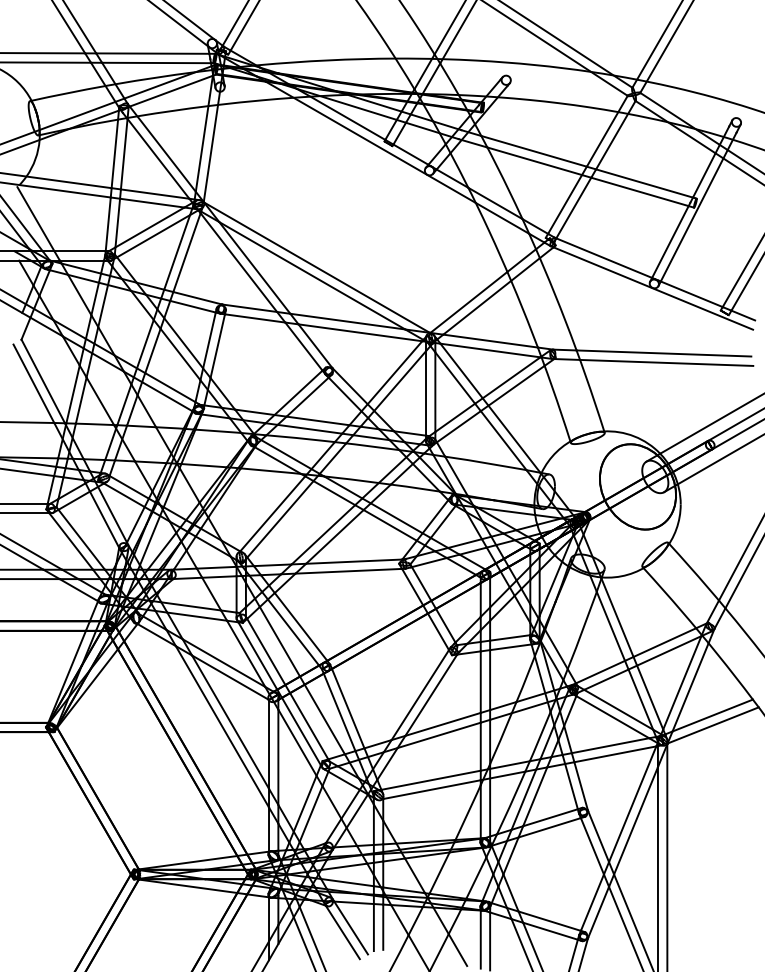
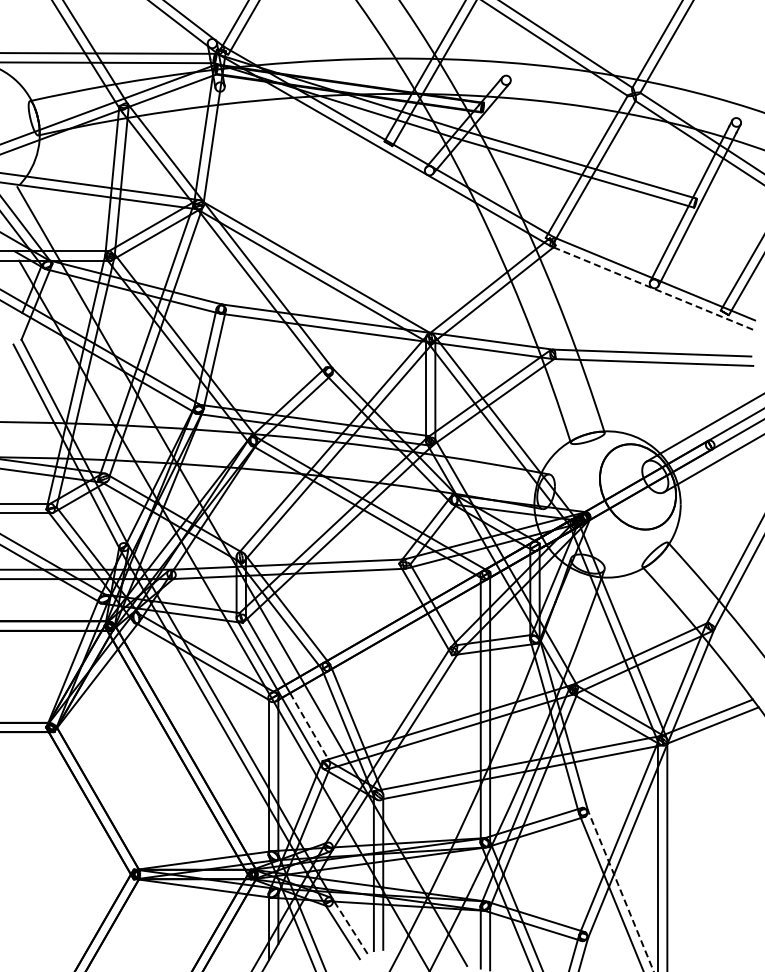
line: solid -> dashed (653, 288)
line: solid -> dashed (309, 726)
line: solid -> dashed (620, 891)
line: solid -> dashed (351, 928)
